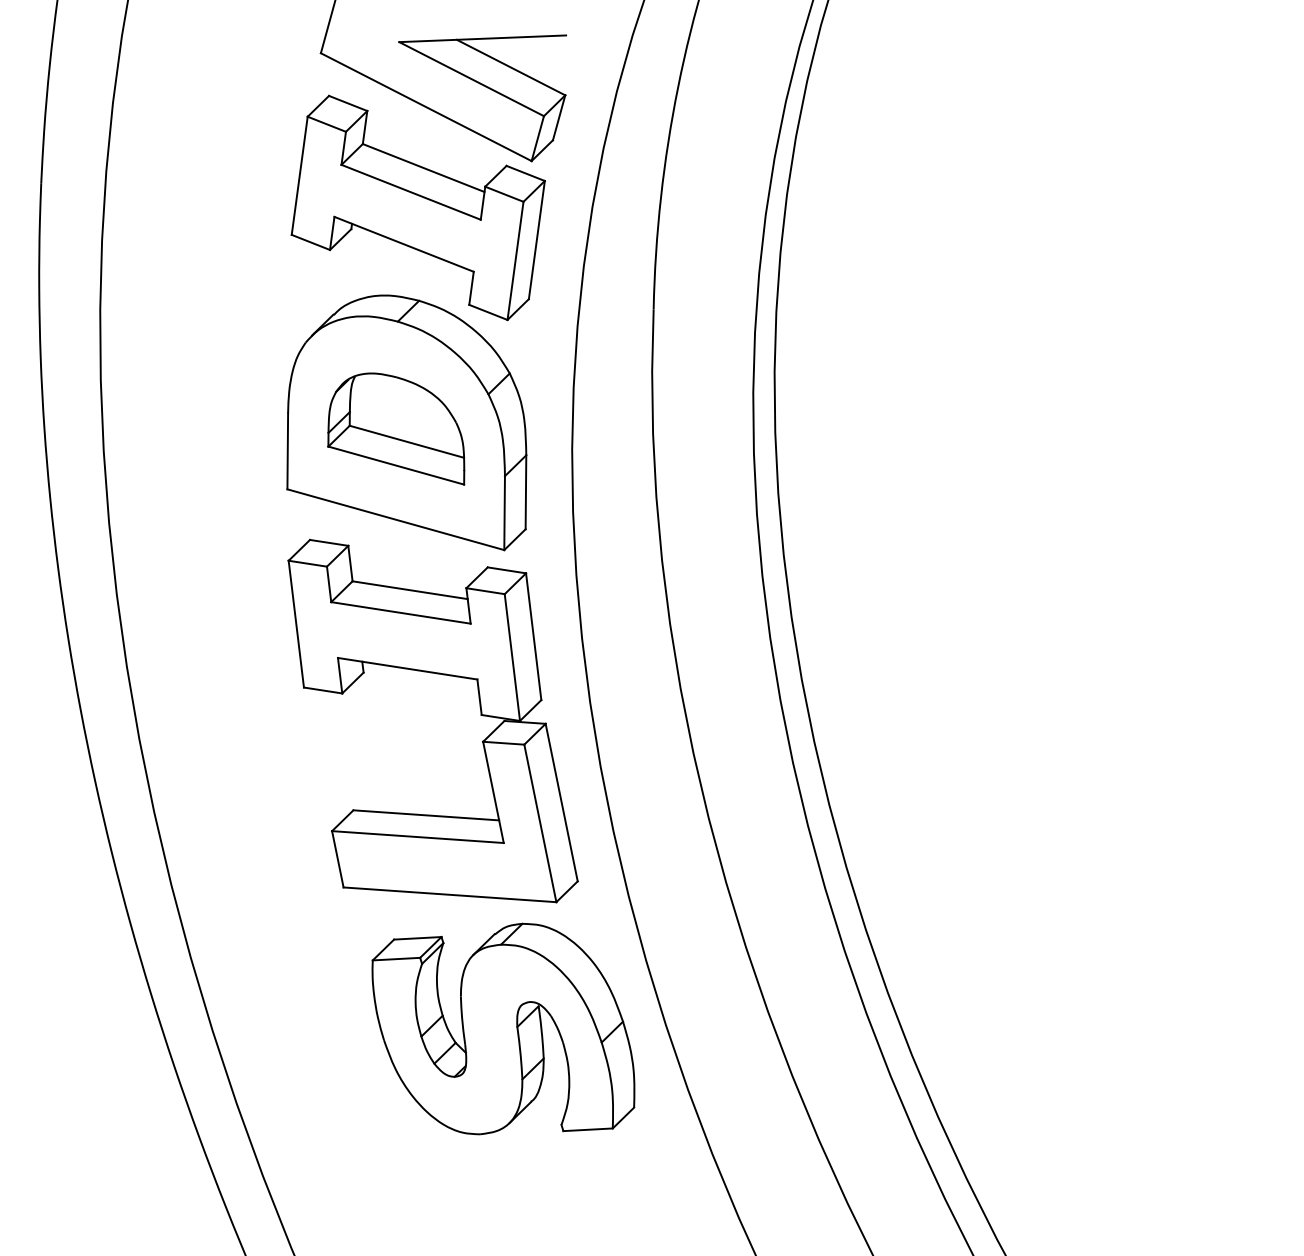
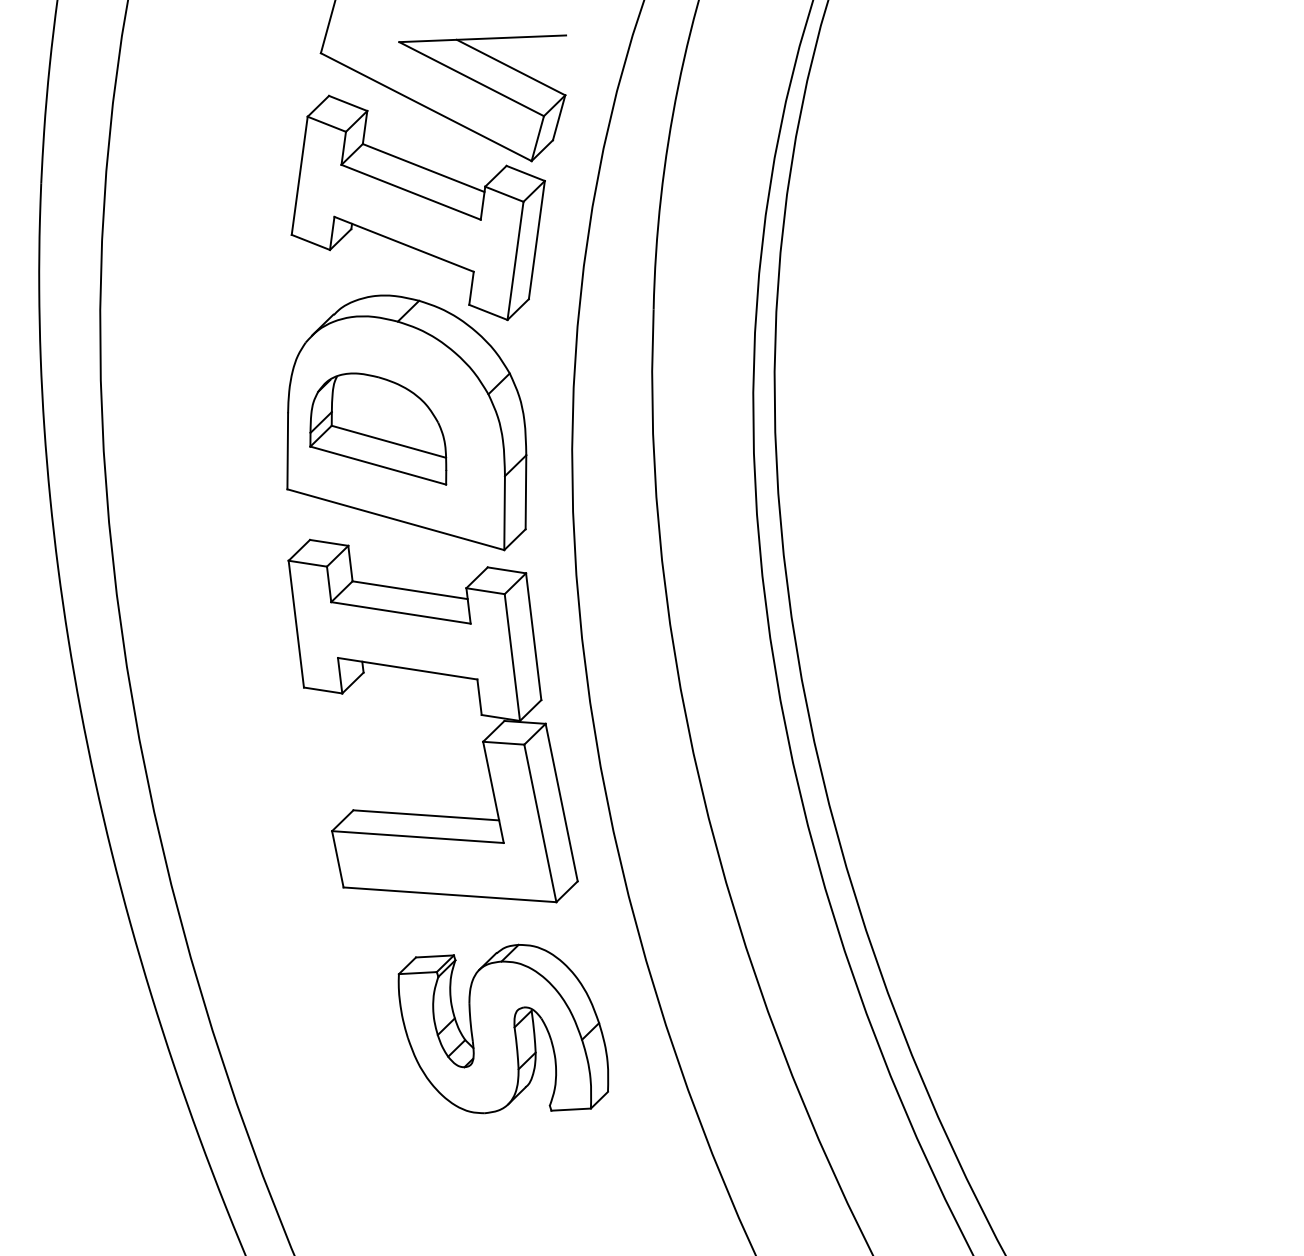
part position: (396, 428) -> (378, 428) (378, 428)
part size: 265x214 px -> 213x172 px (503, 1028)
